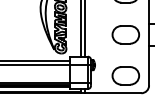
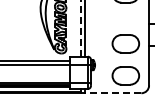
line: solid -> dashed (80, 28)
part position: (125, 34) -> (125, 43) (125, 43)
line: solid -> dashed (112, 93)
